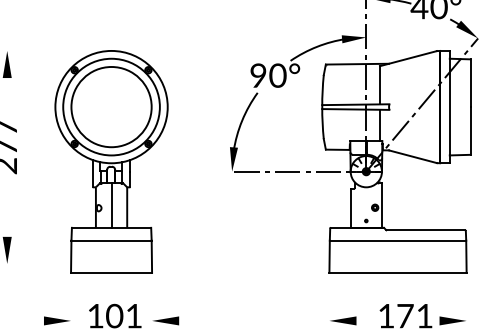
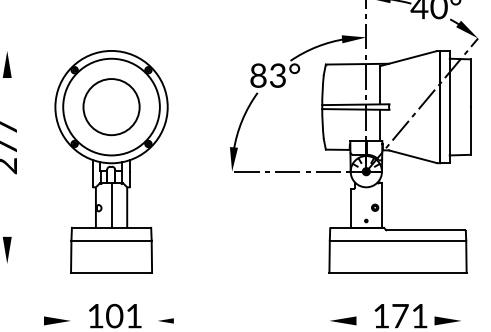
text: 90° -> 83° (268, 75)
circle diameter: 80 px -> 56 px (111, 107)
text position: (422, 316) -> (417, 316) (417, 316)
part size: 28x10 px -> 16x6 px (165, 320)
